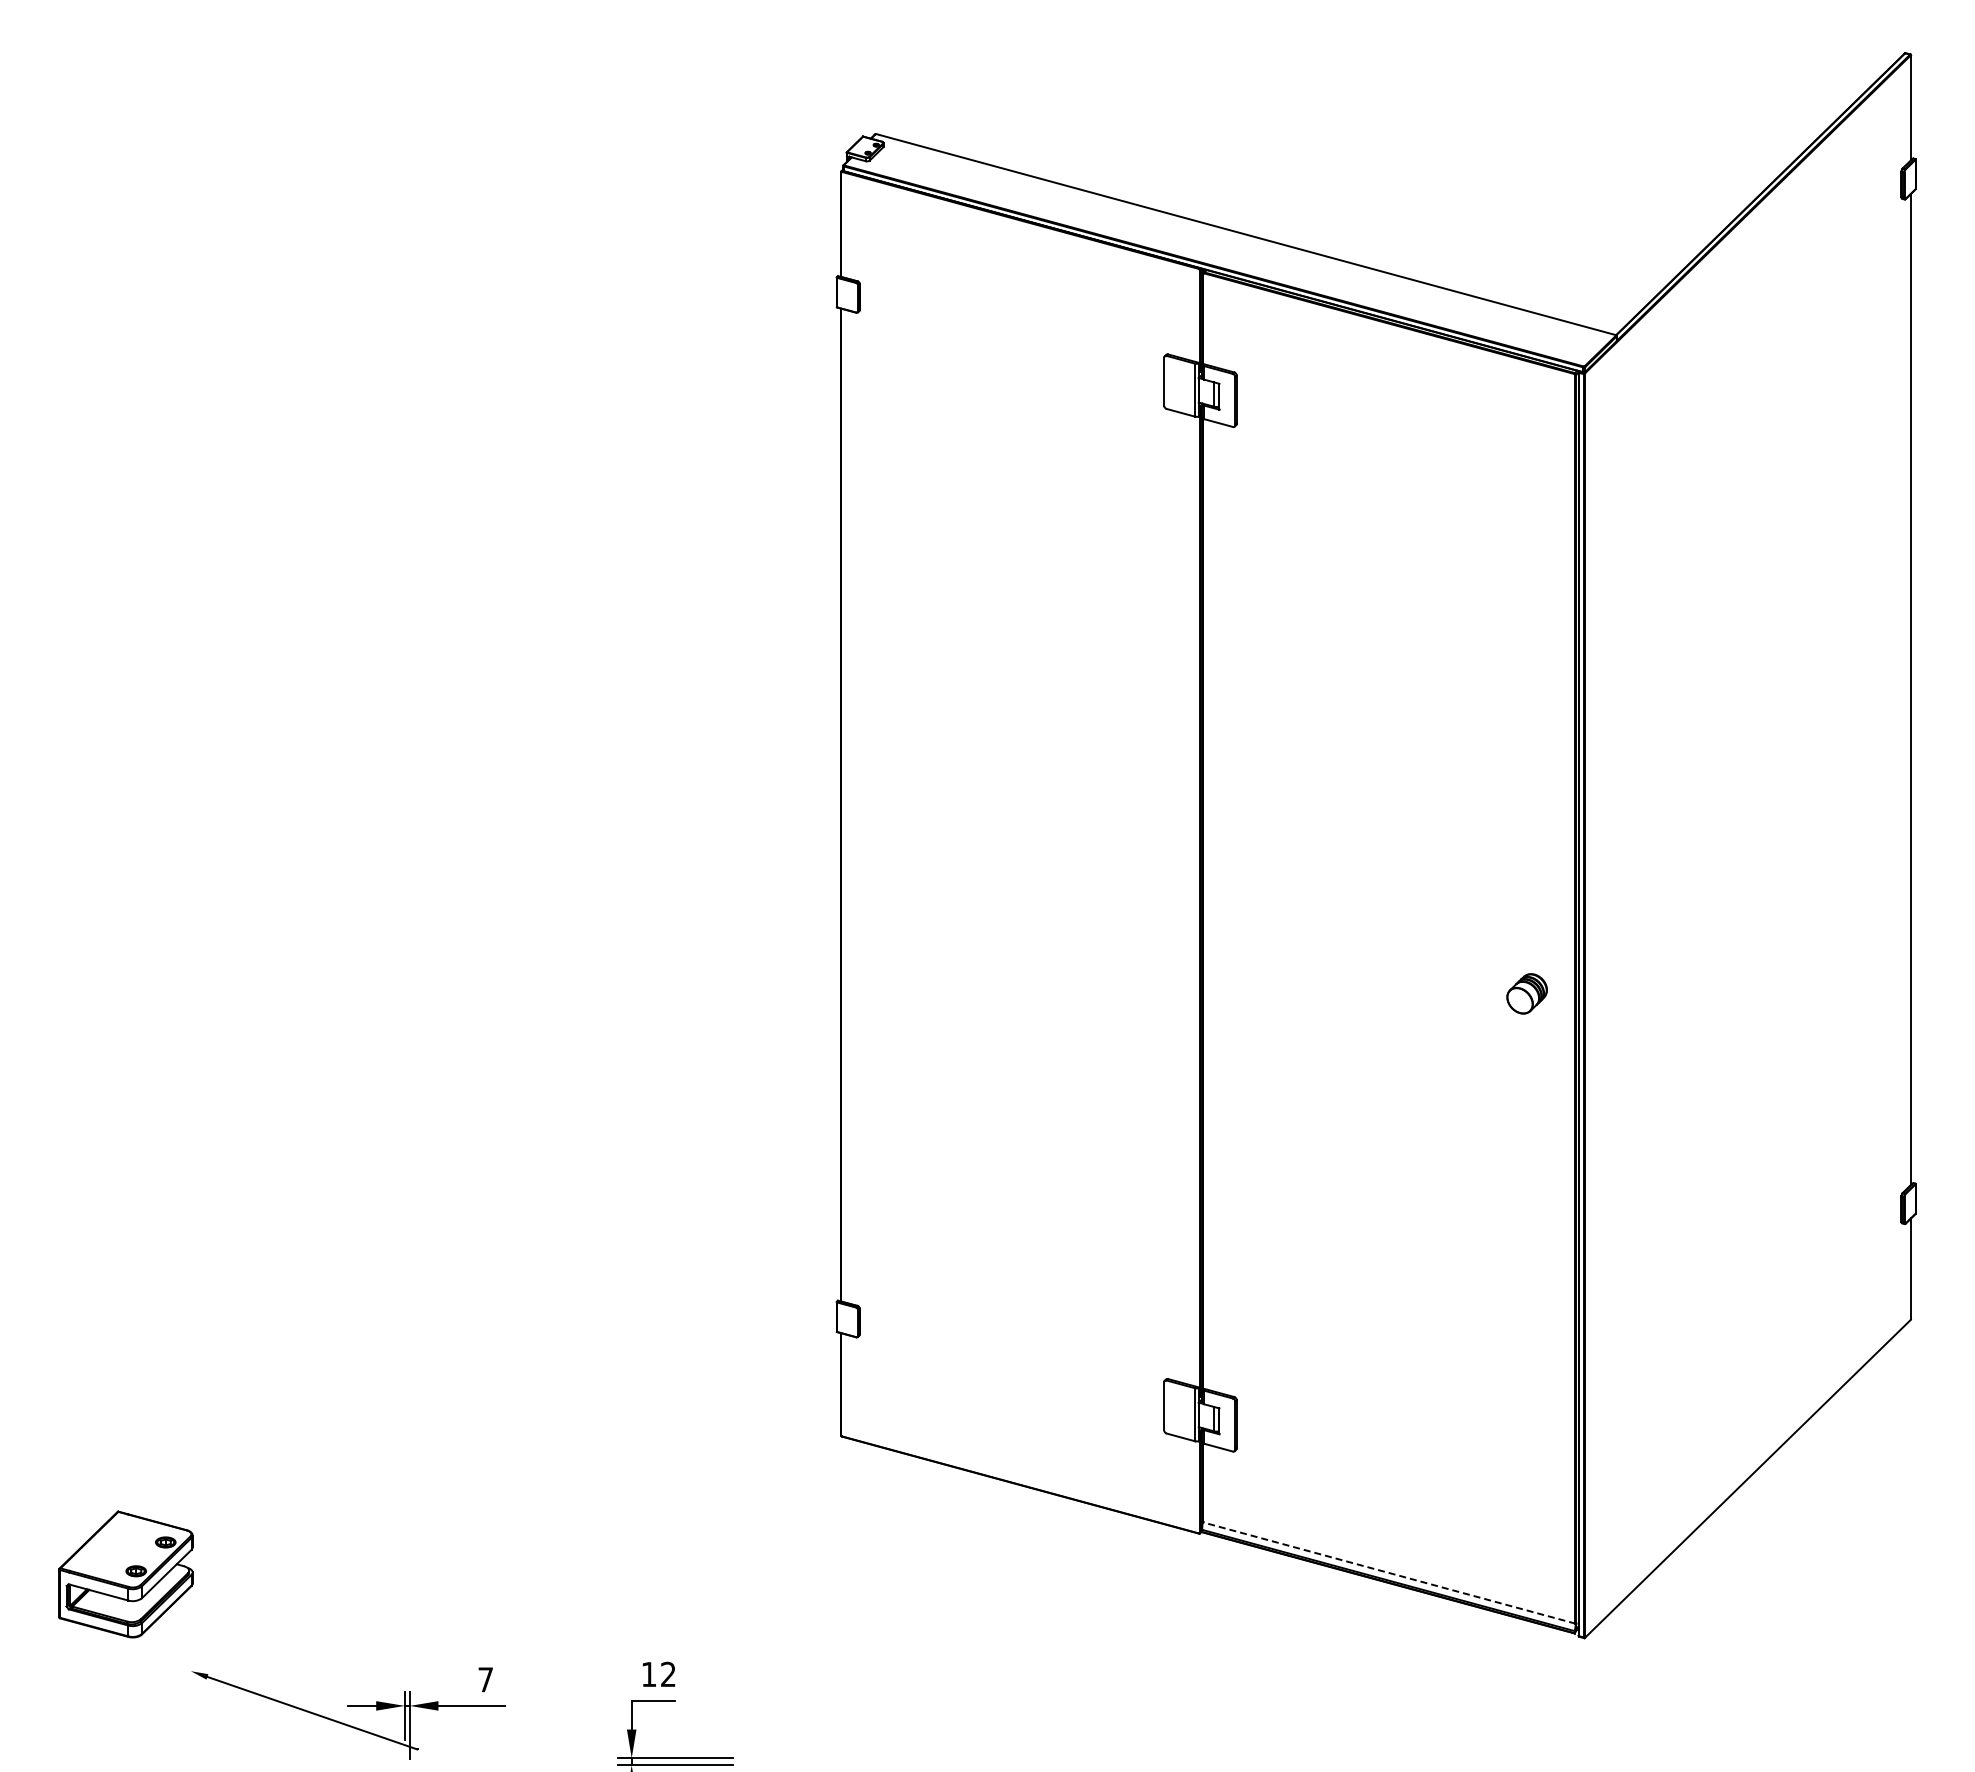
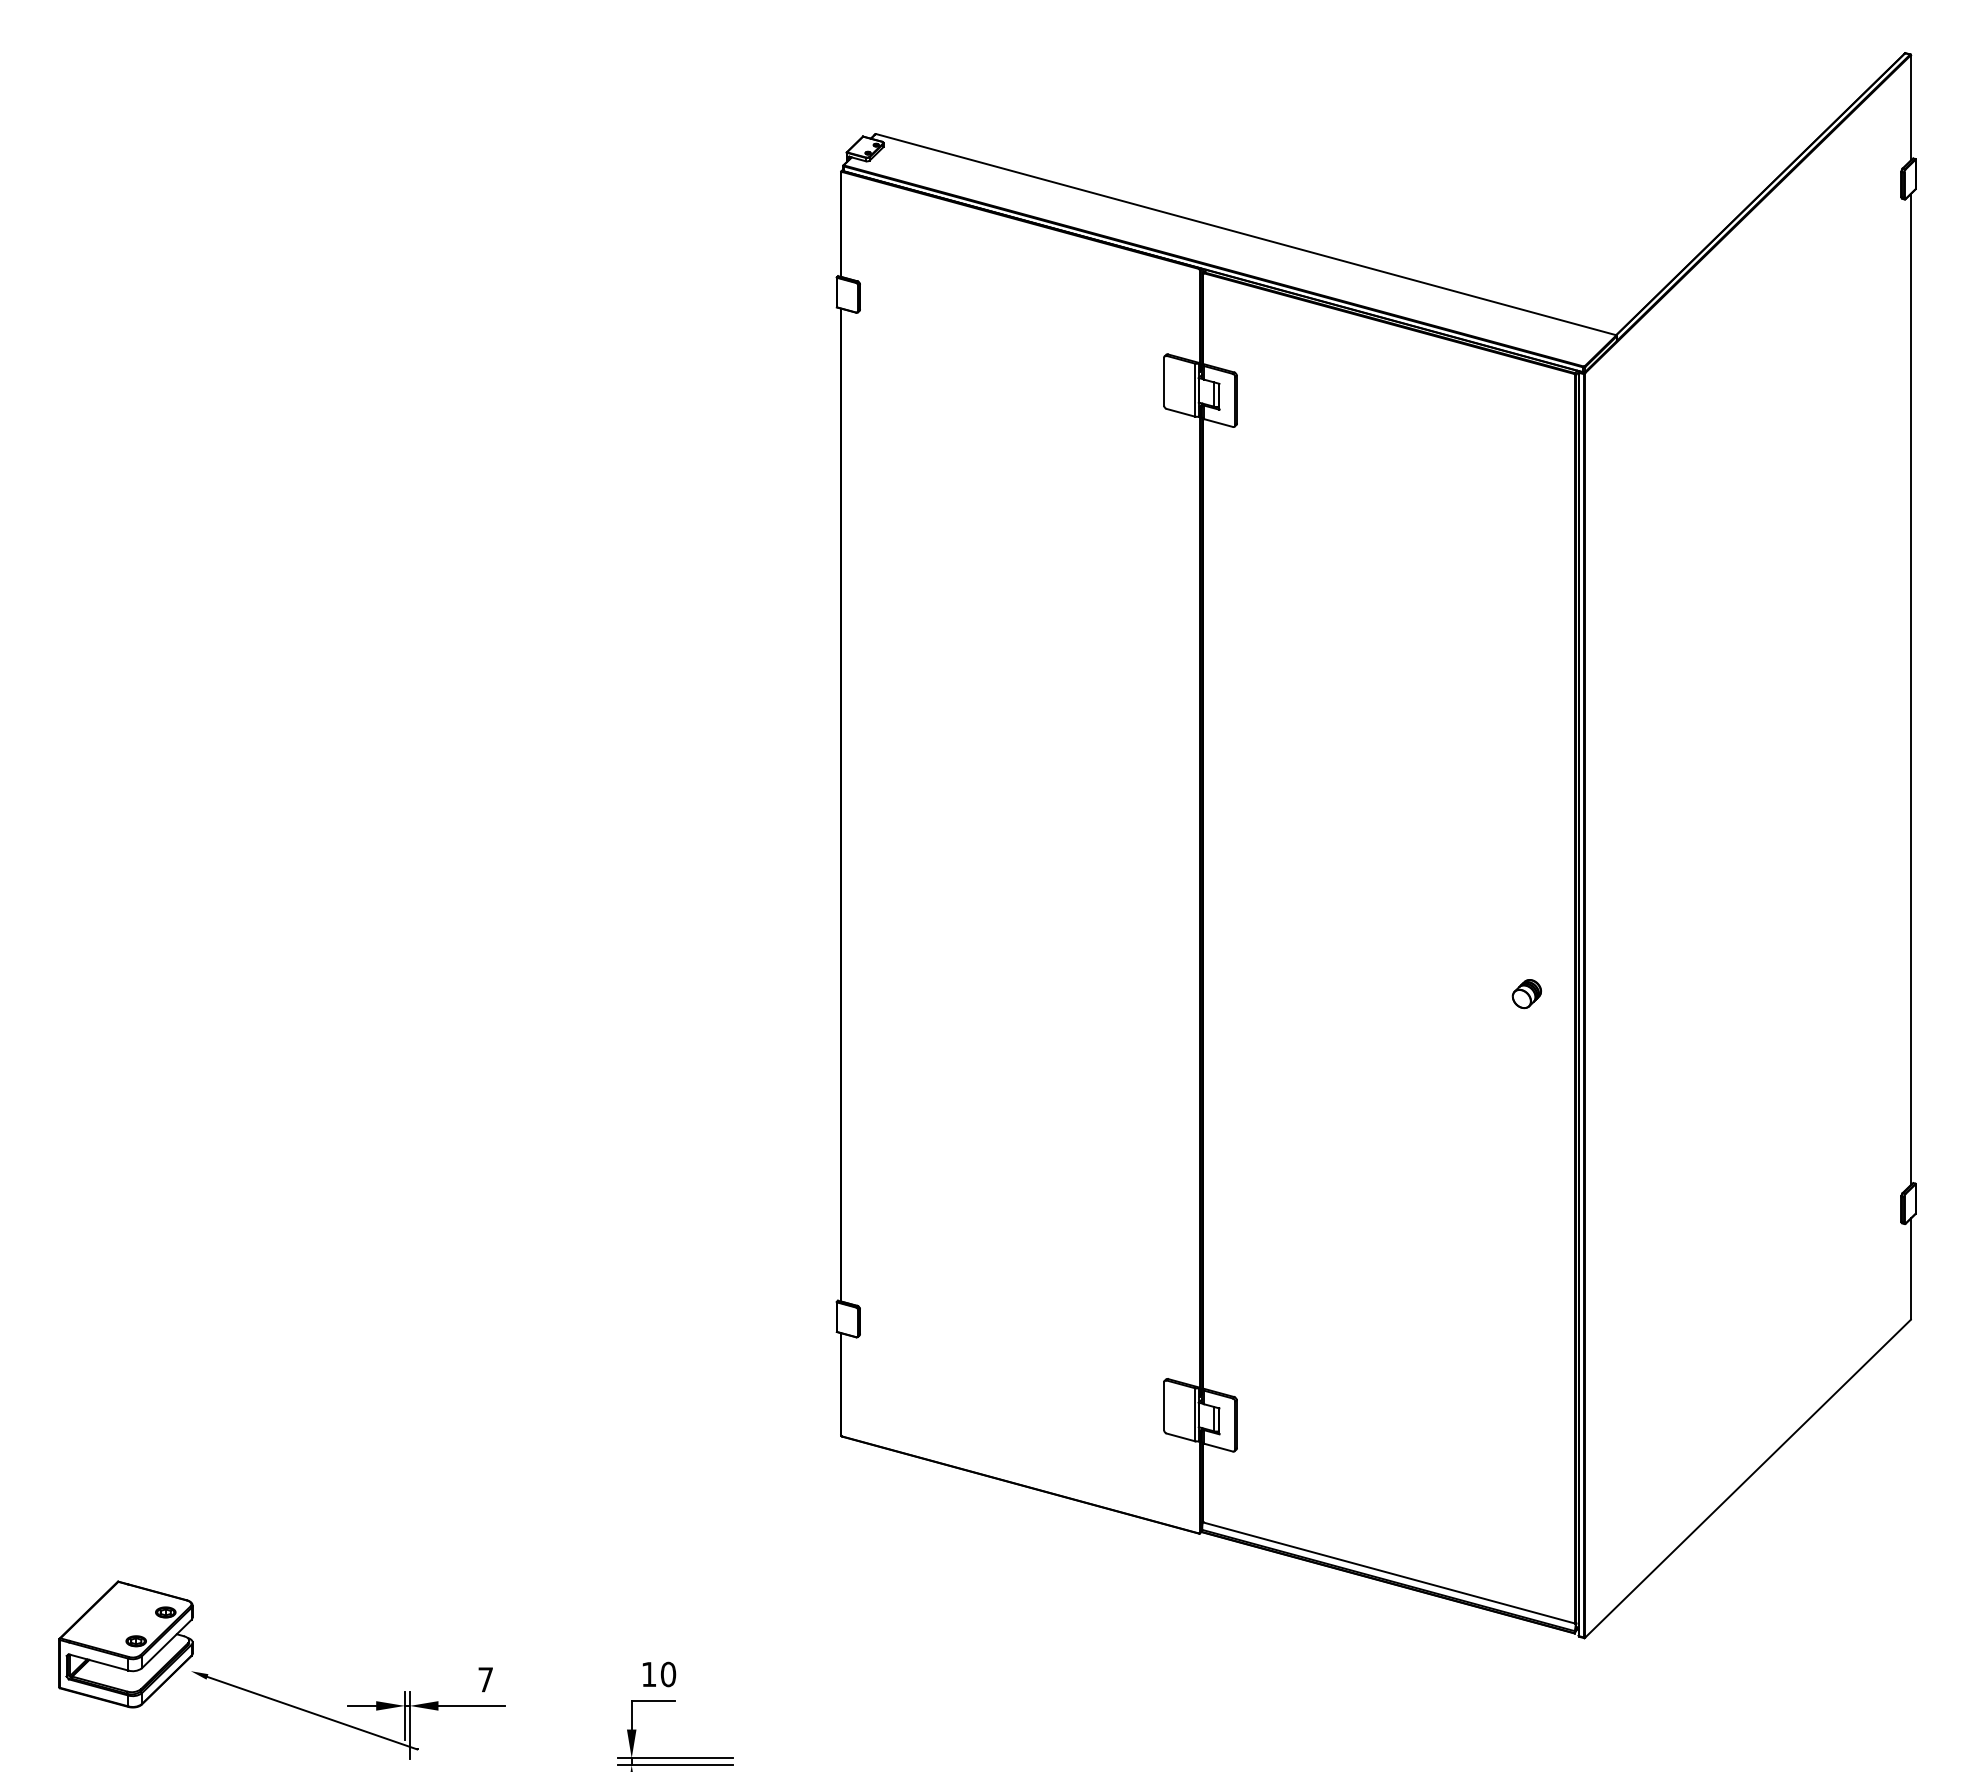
part size: 42x42 px -> 31x31 px (1526, 994)
line: dashed -> solid (1388, 1572)
part position: (125, 1574) -> (125, 1644) (125, 1644)
text: 12 -> 10 (668, 1674)
